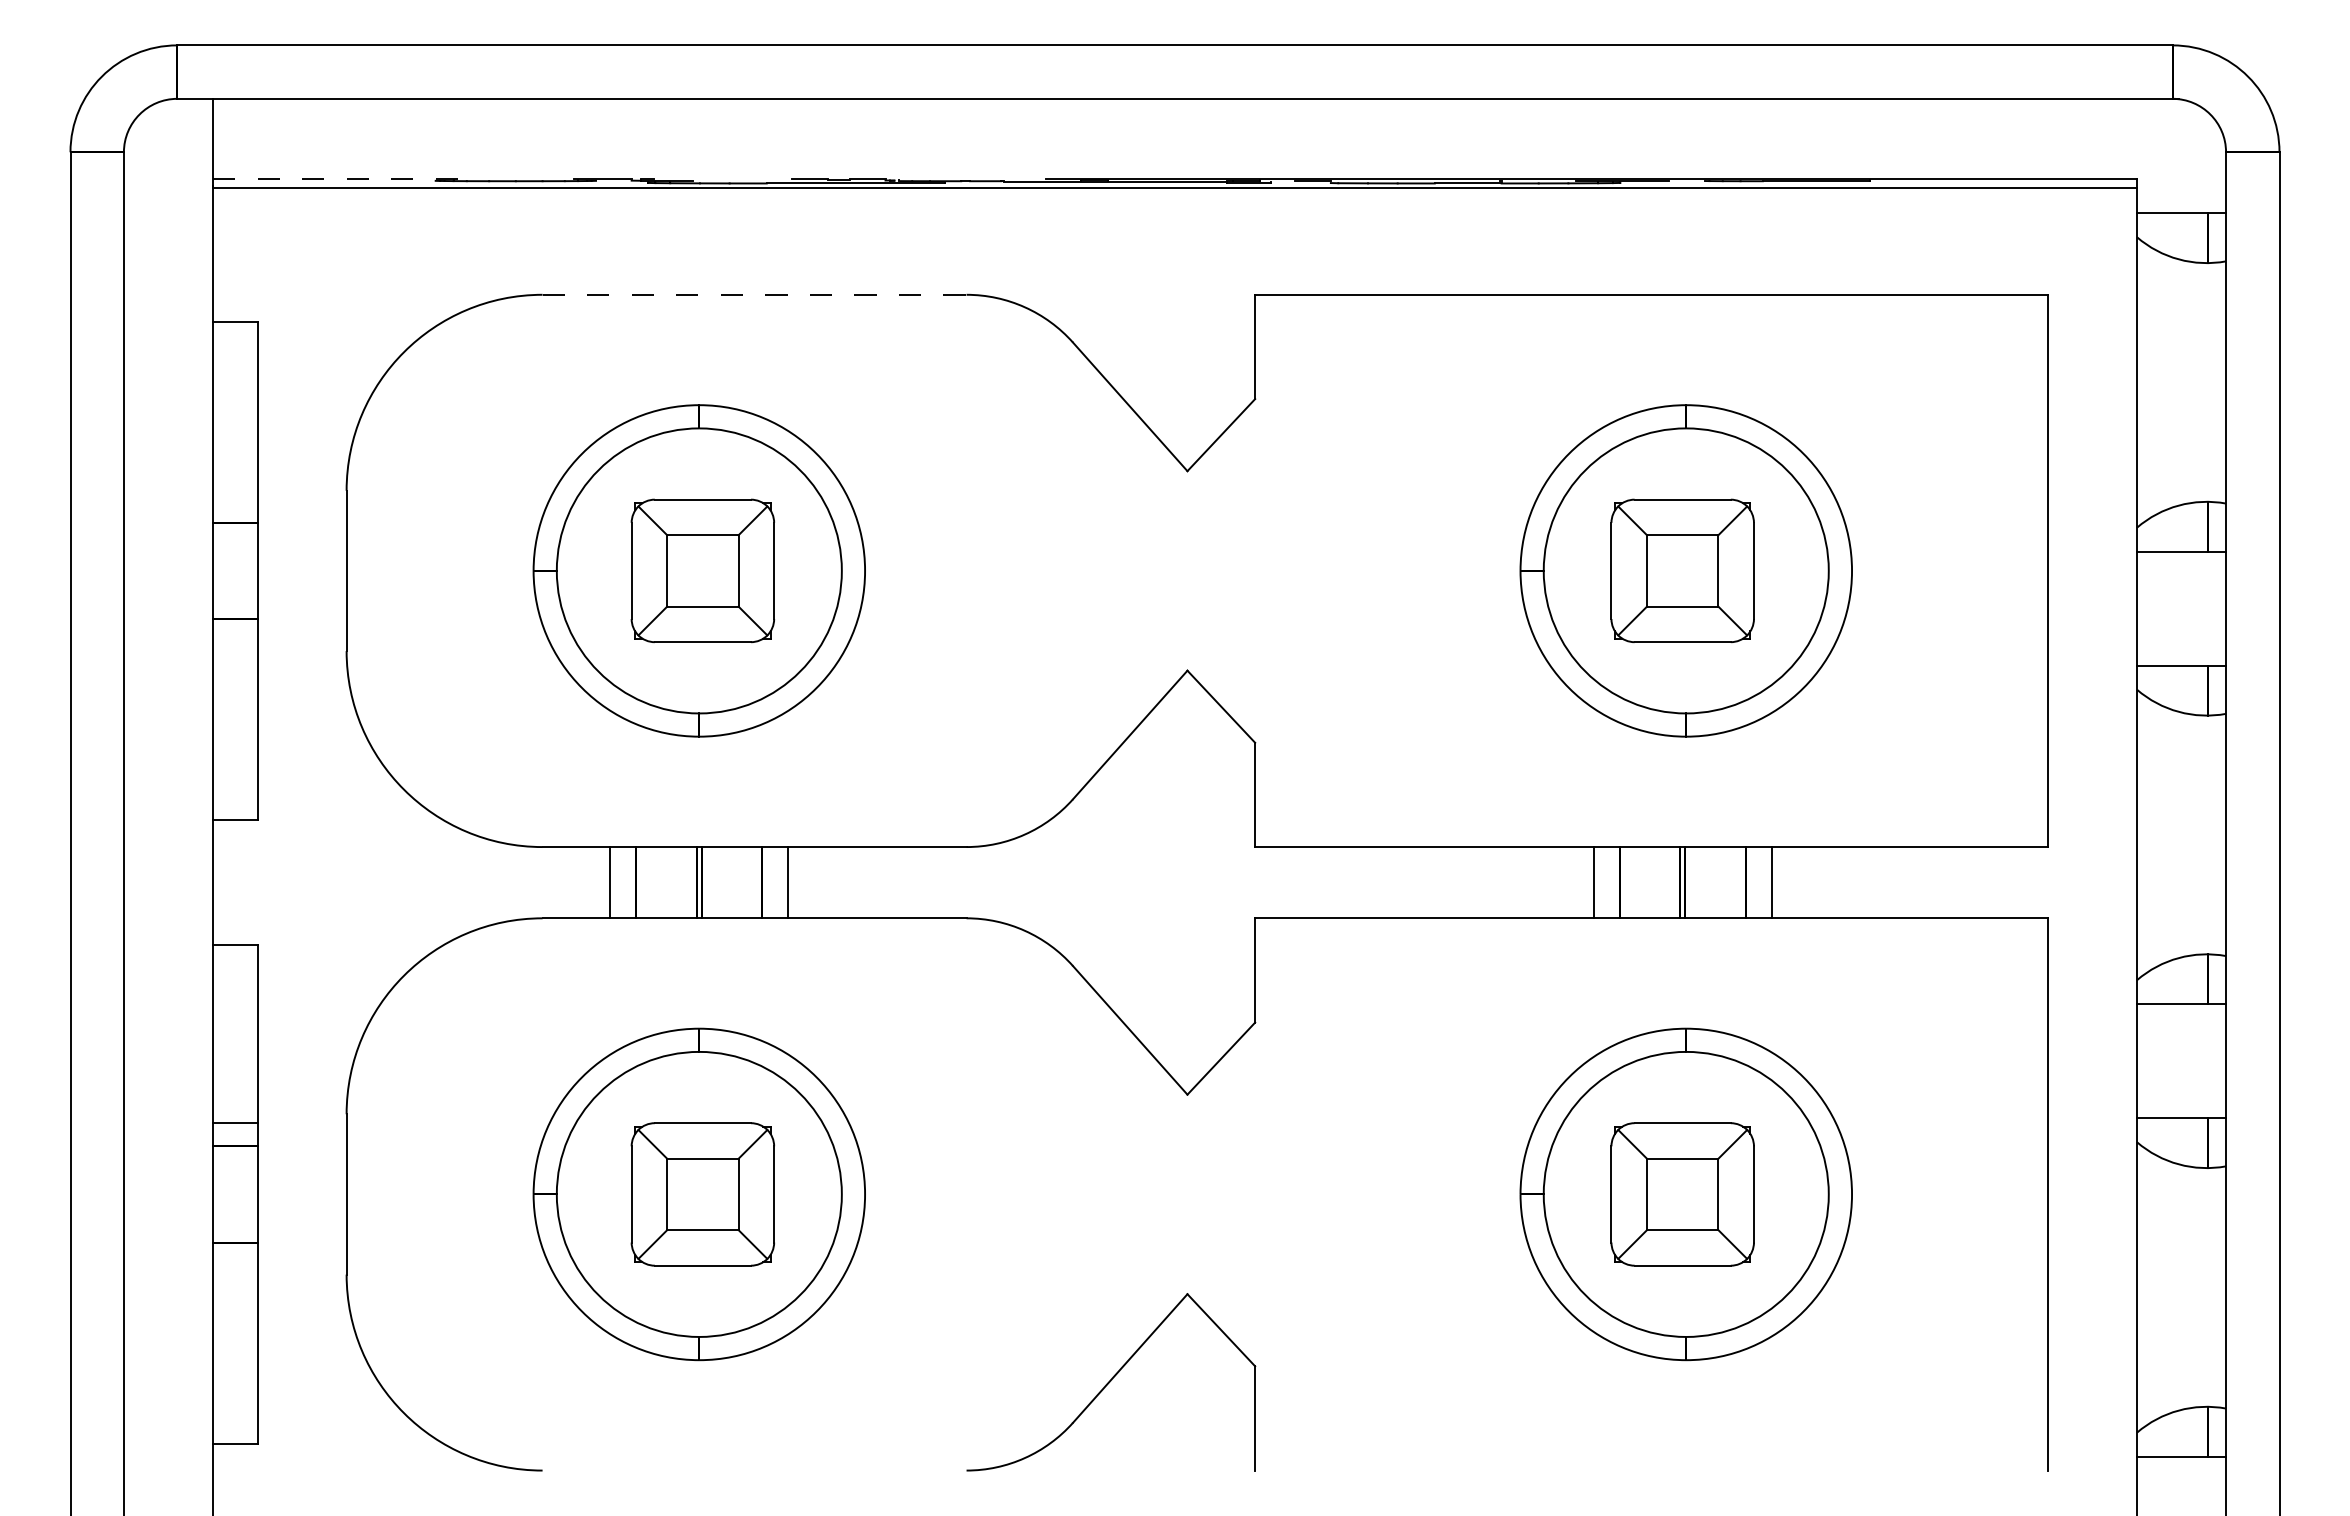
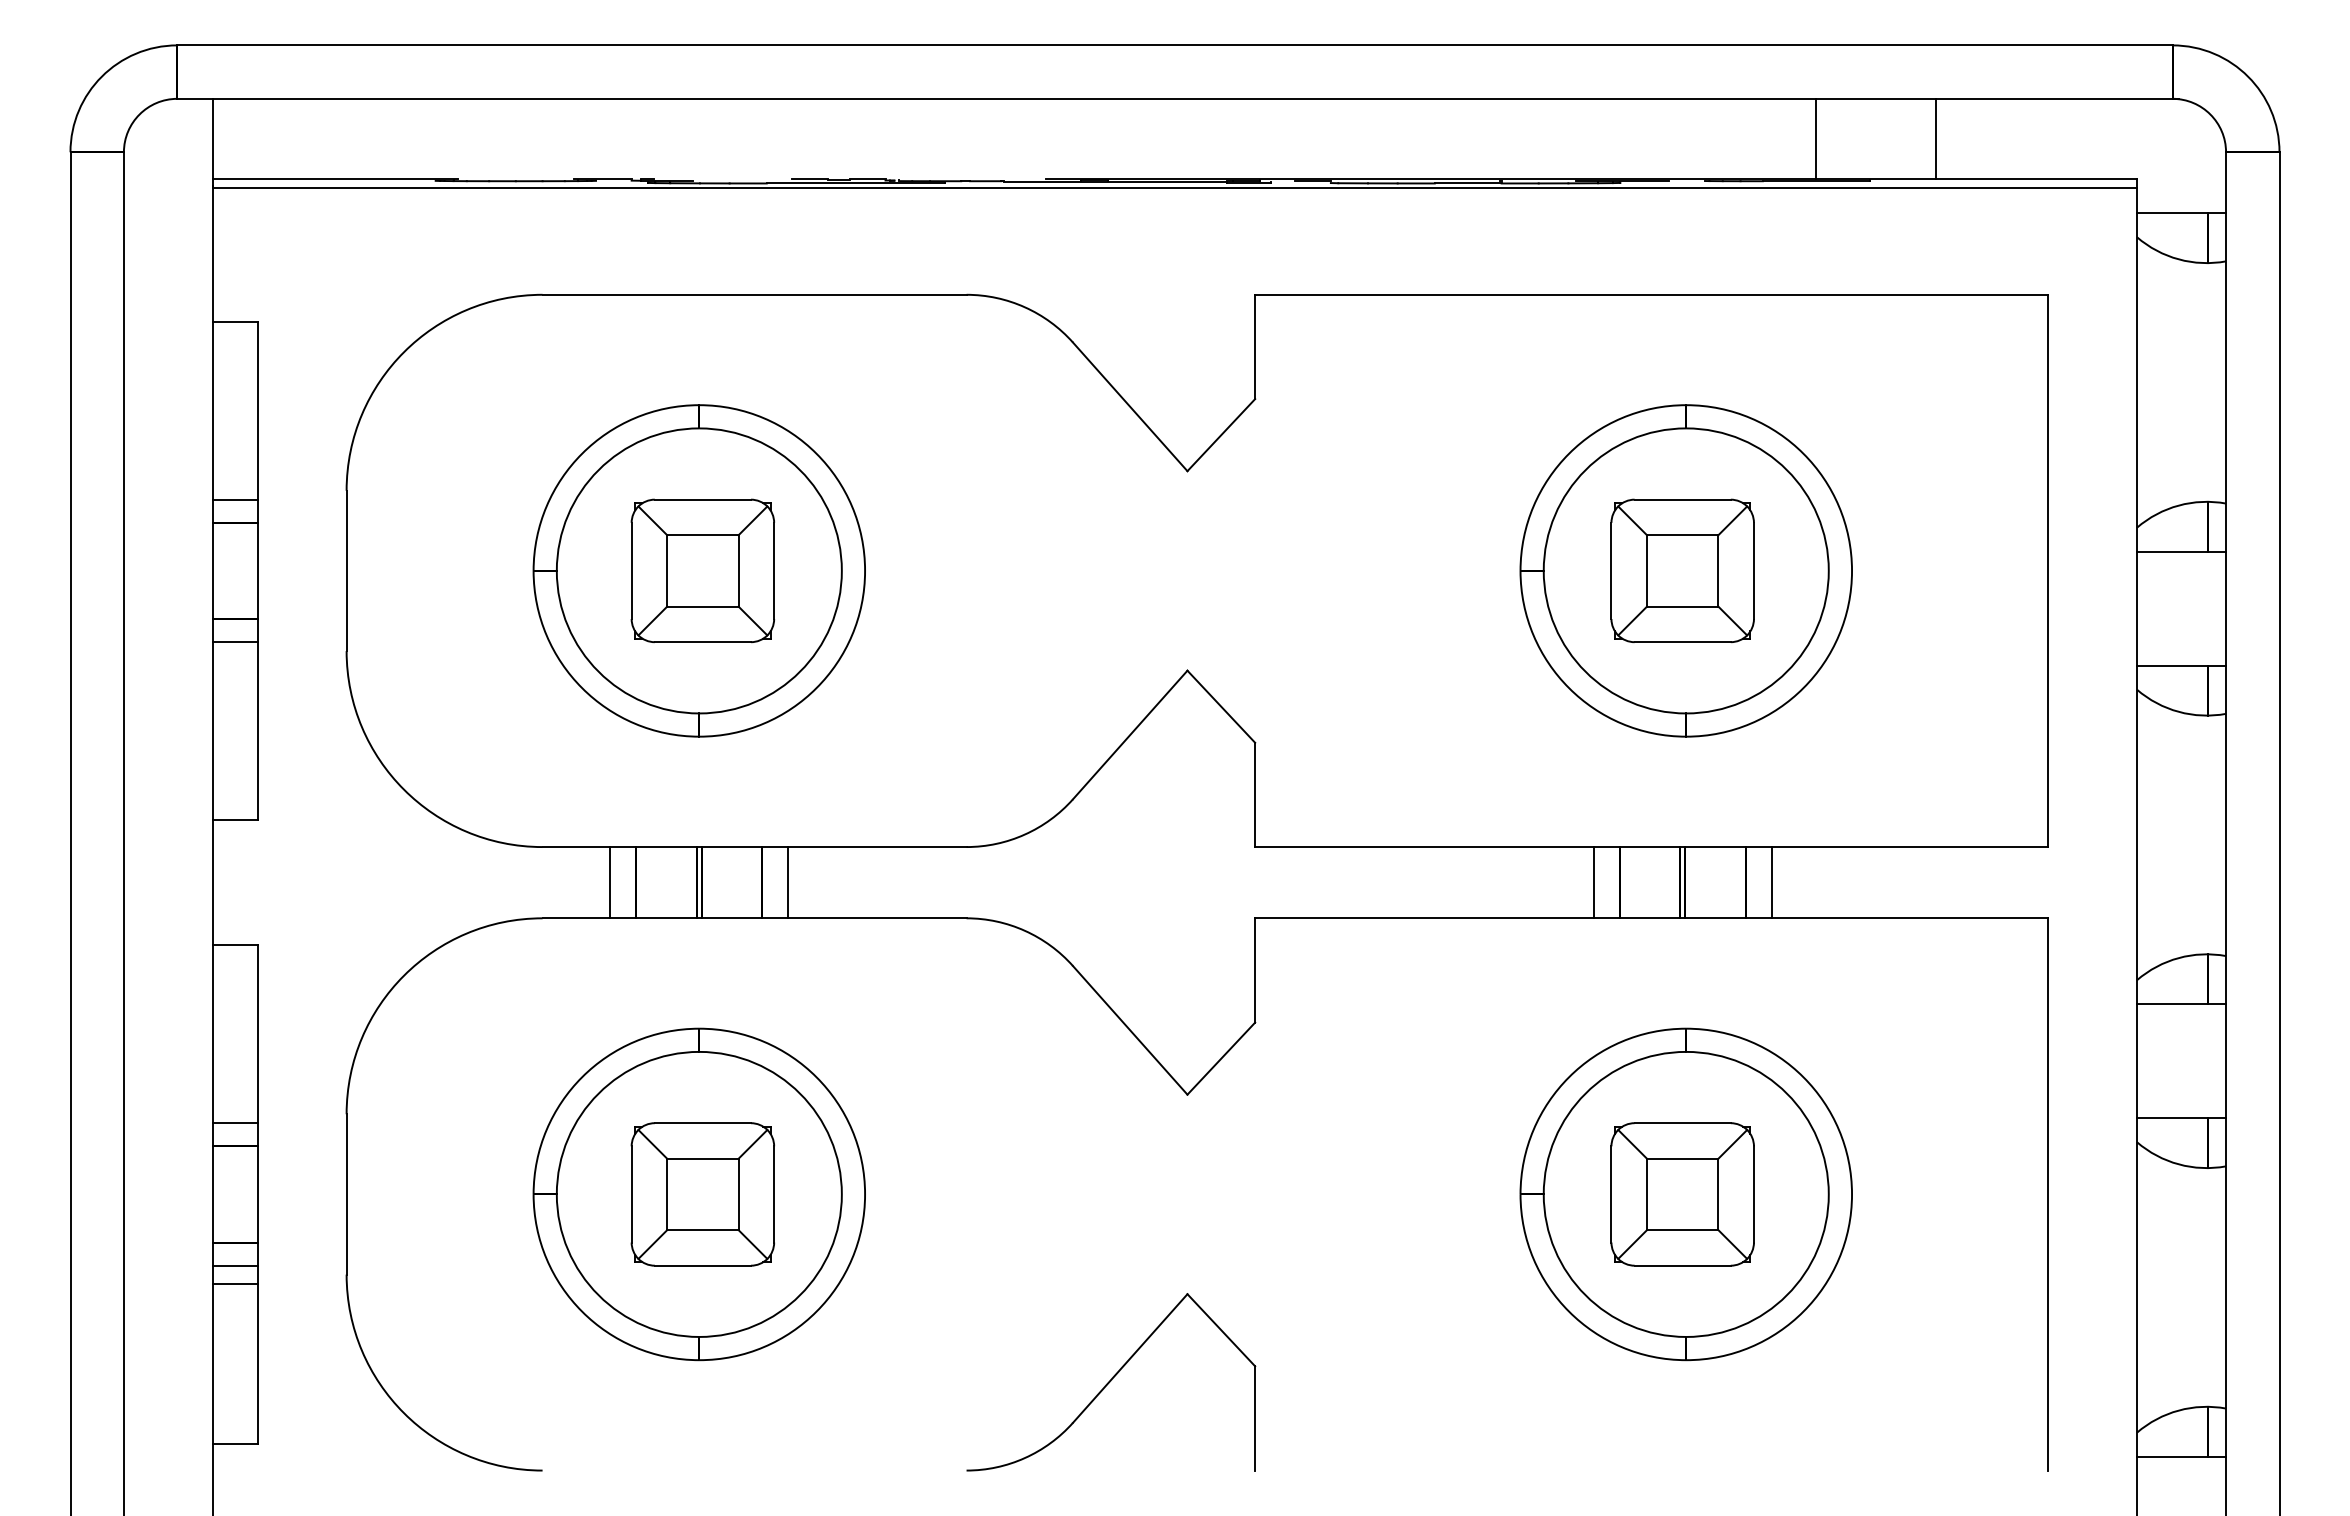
line: none -> present (1816, 138)
line: none -> present (1936, 138)
line: dashed -> solid (335, 179)
line: dashed -> solid (754, 294)
line: none -> present (235, 499)
line: none -> present (235, 642)
line: none -> present (235, 1265)
line: none -> present (235, 1283)
